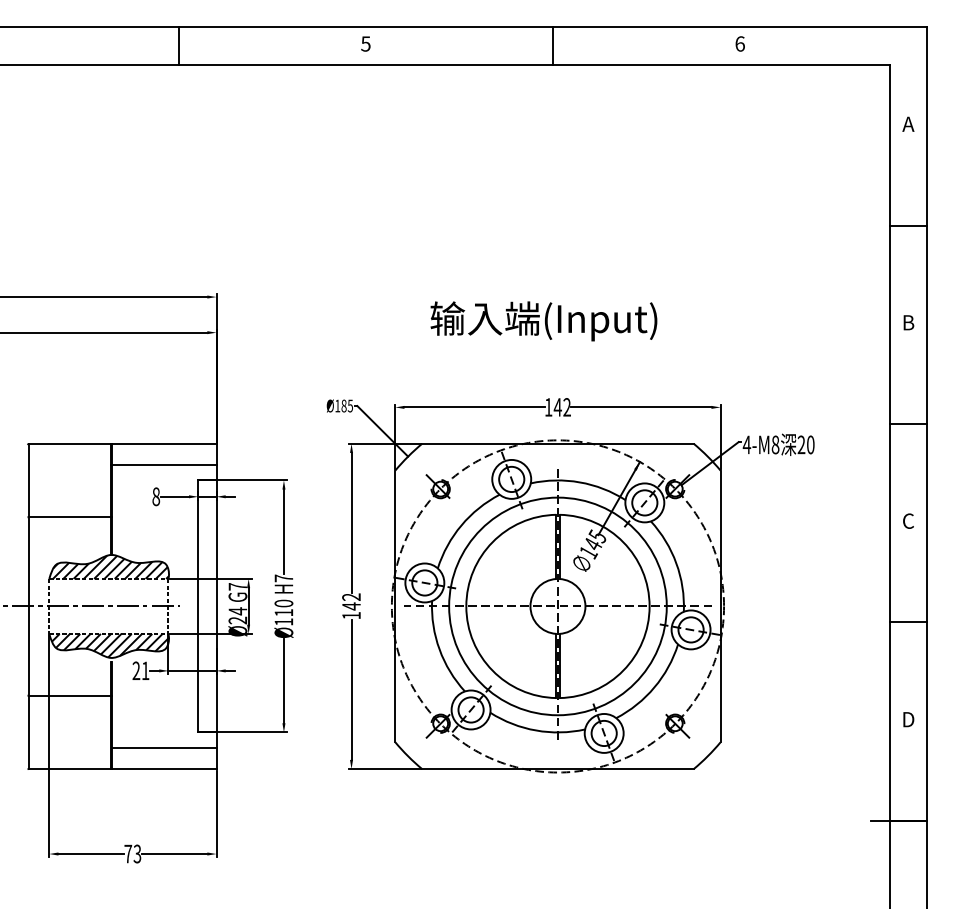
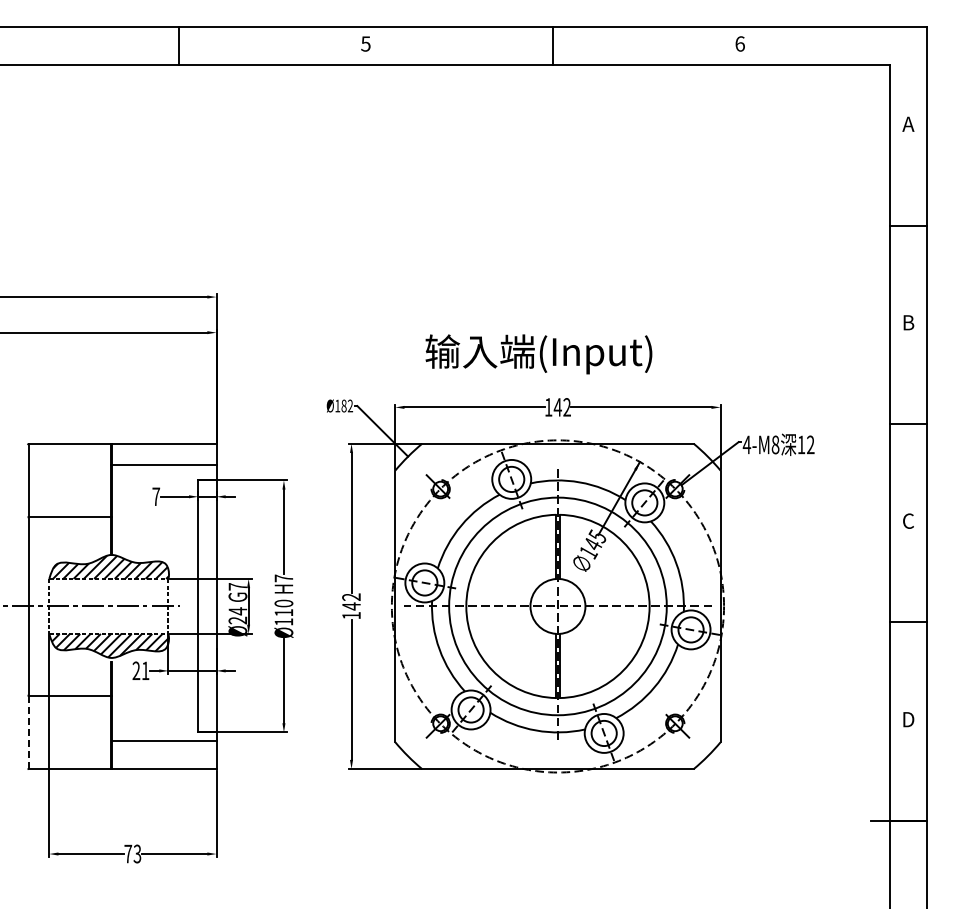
text position: (543, 321) -> (538, 354) (538, 354)
text: 185 -> 182 (350, 405)
text: 20 -> 12 (805, 444)
text: 8 -> 7 (156, 496)
line: solid -> dashed (28, 732)
line position: (164, 748) -> (164, 741) (164, 741)
